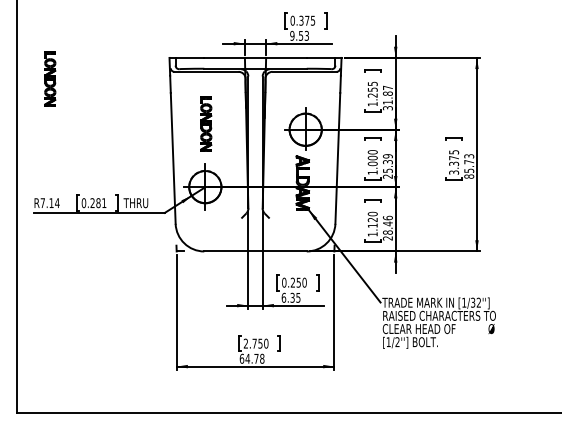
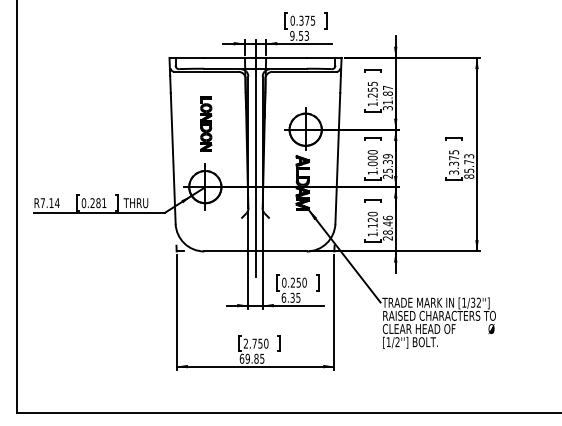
part: present -> none (50, 78)
line: none -> present (255, 157)
text: 64.78 -> 69.85 (254, 358)
